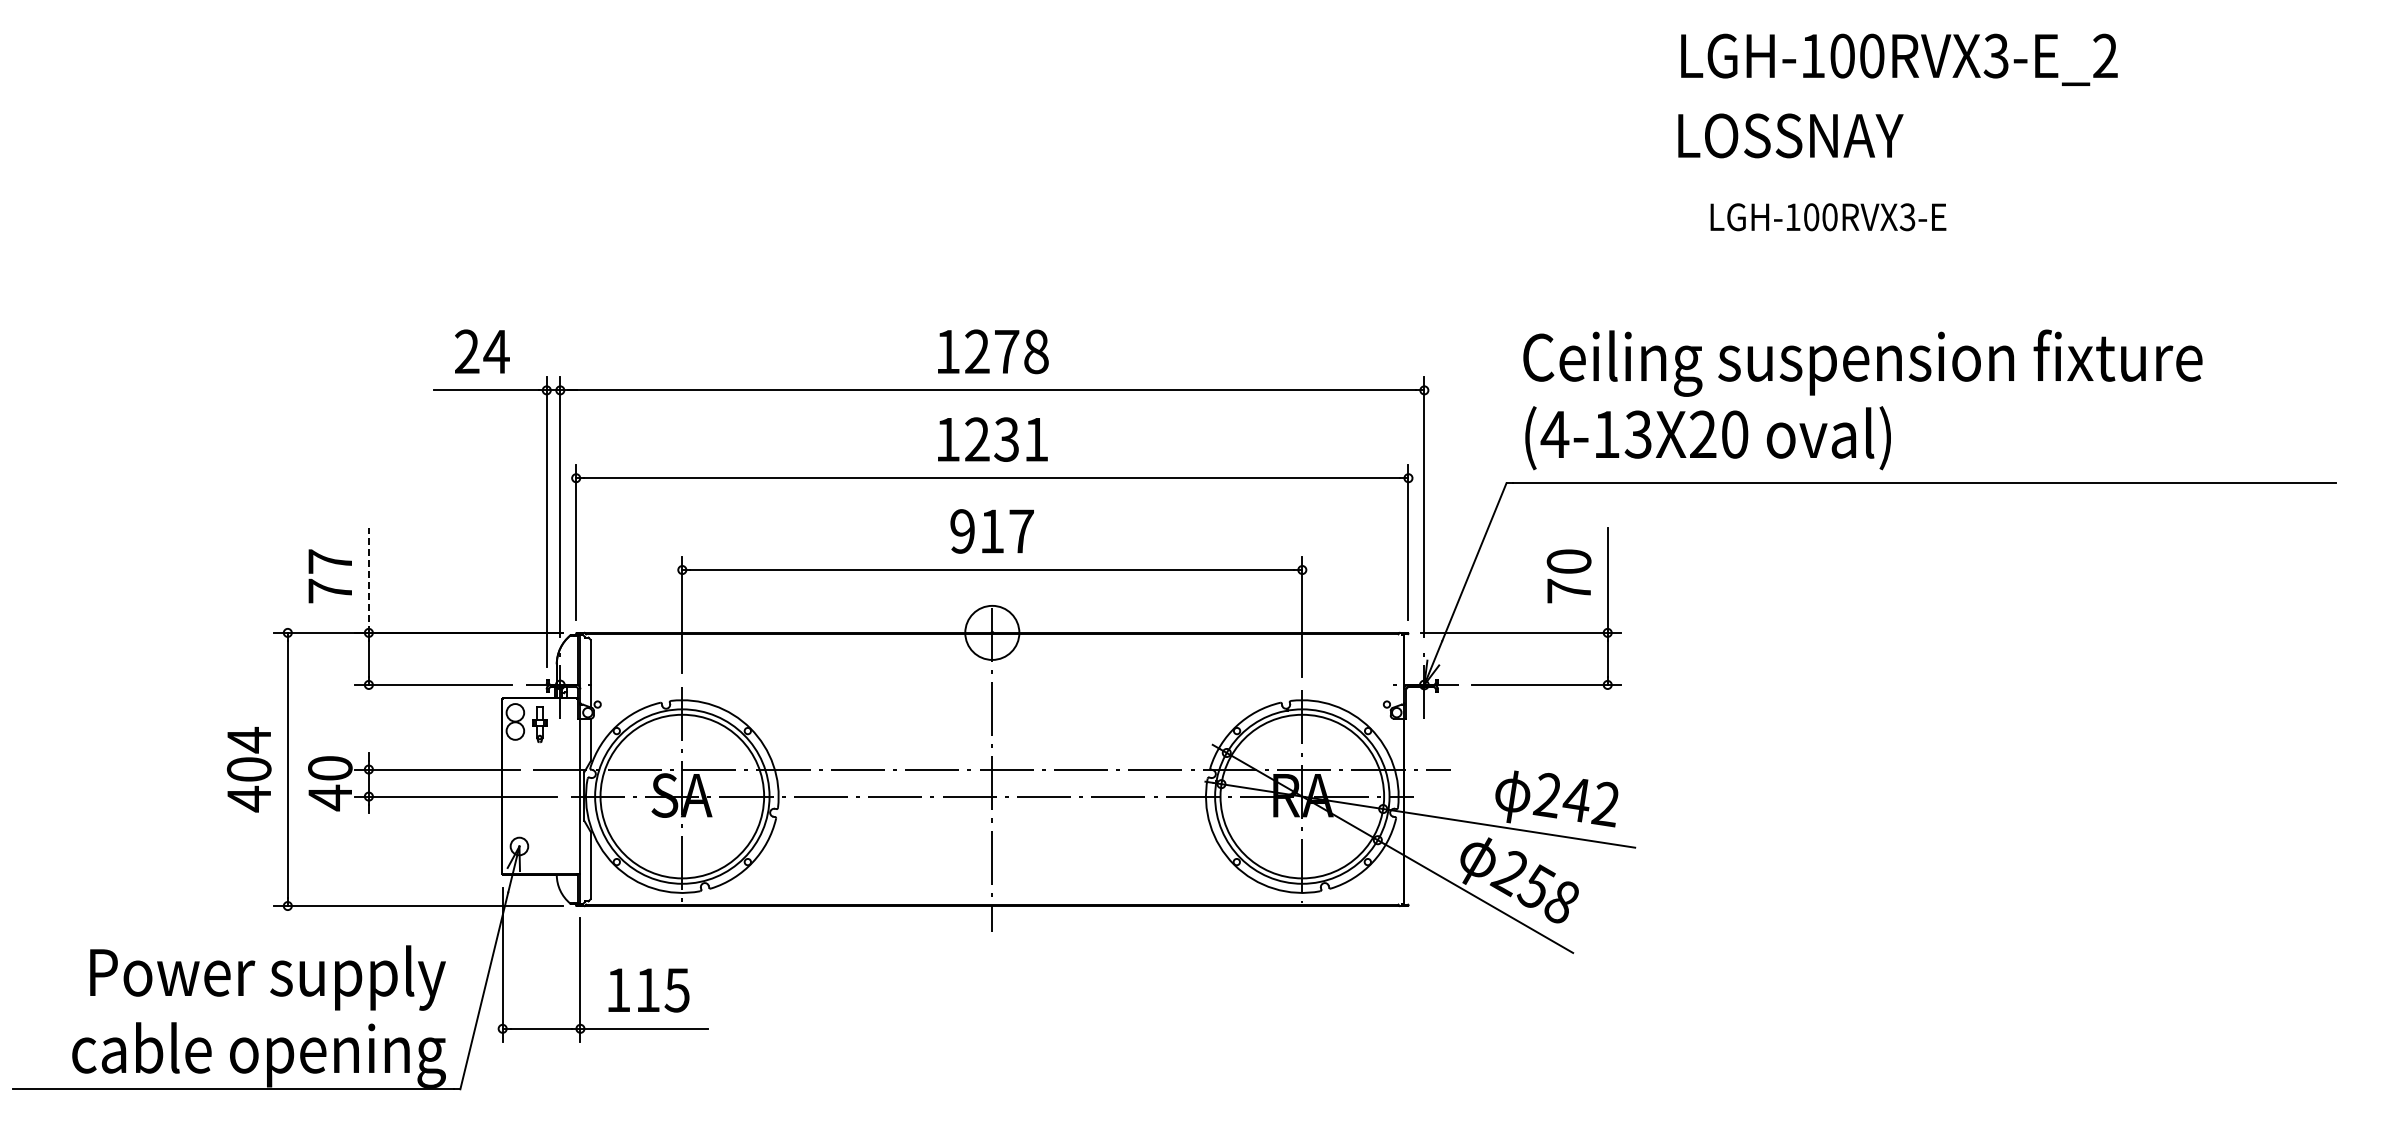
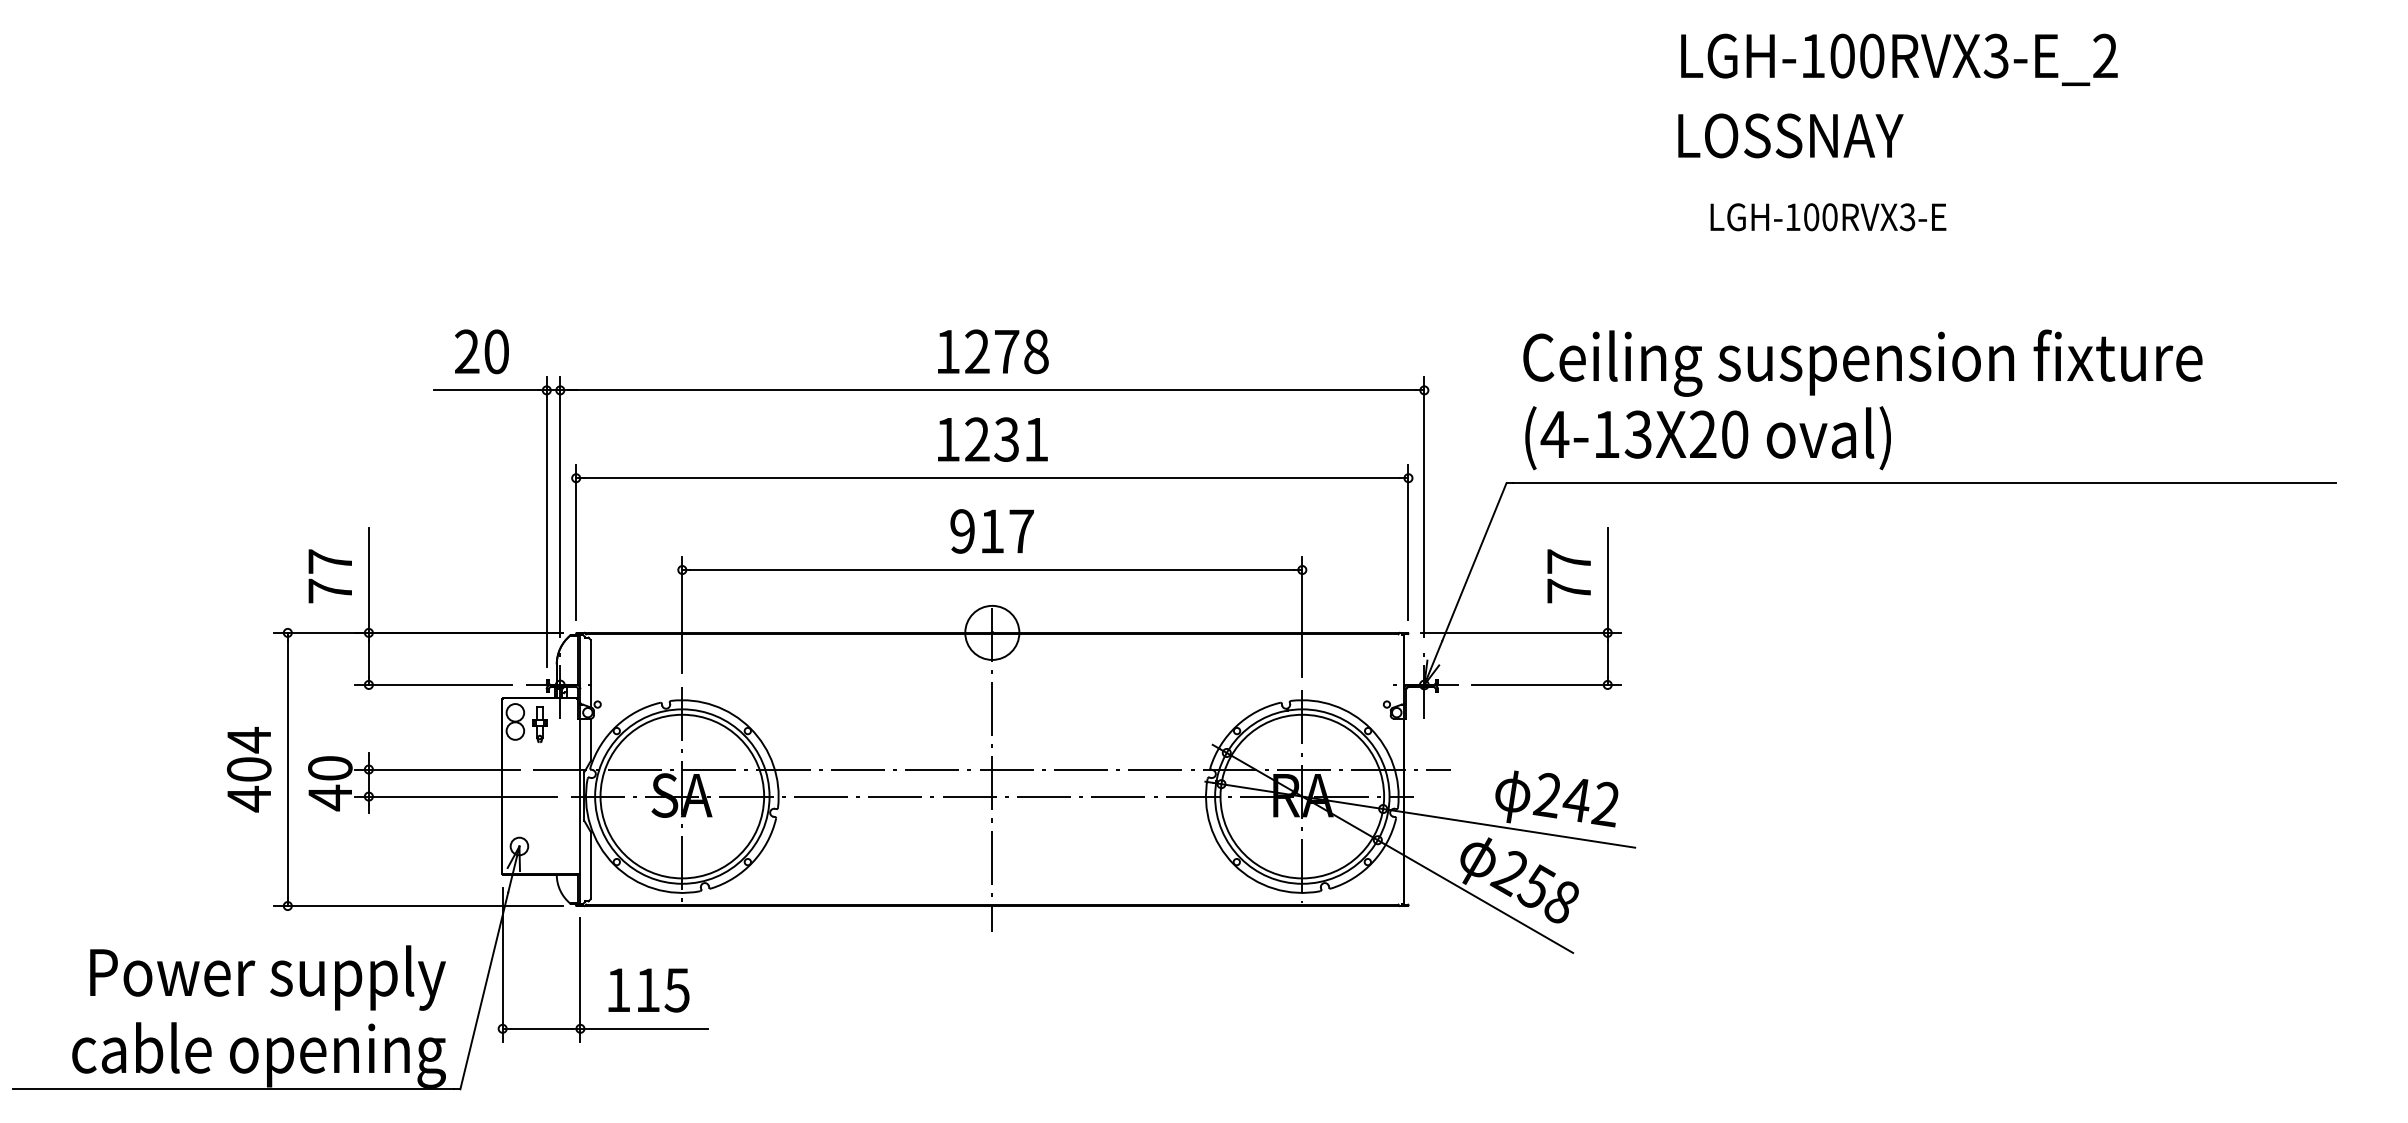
text: 24 -> 20 (496, 351)
text: 70 -> 77 (1568, 561)
line: dashed -> solid (368, 579)
